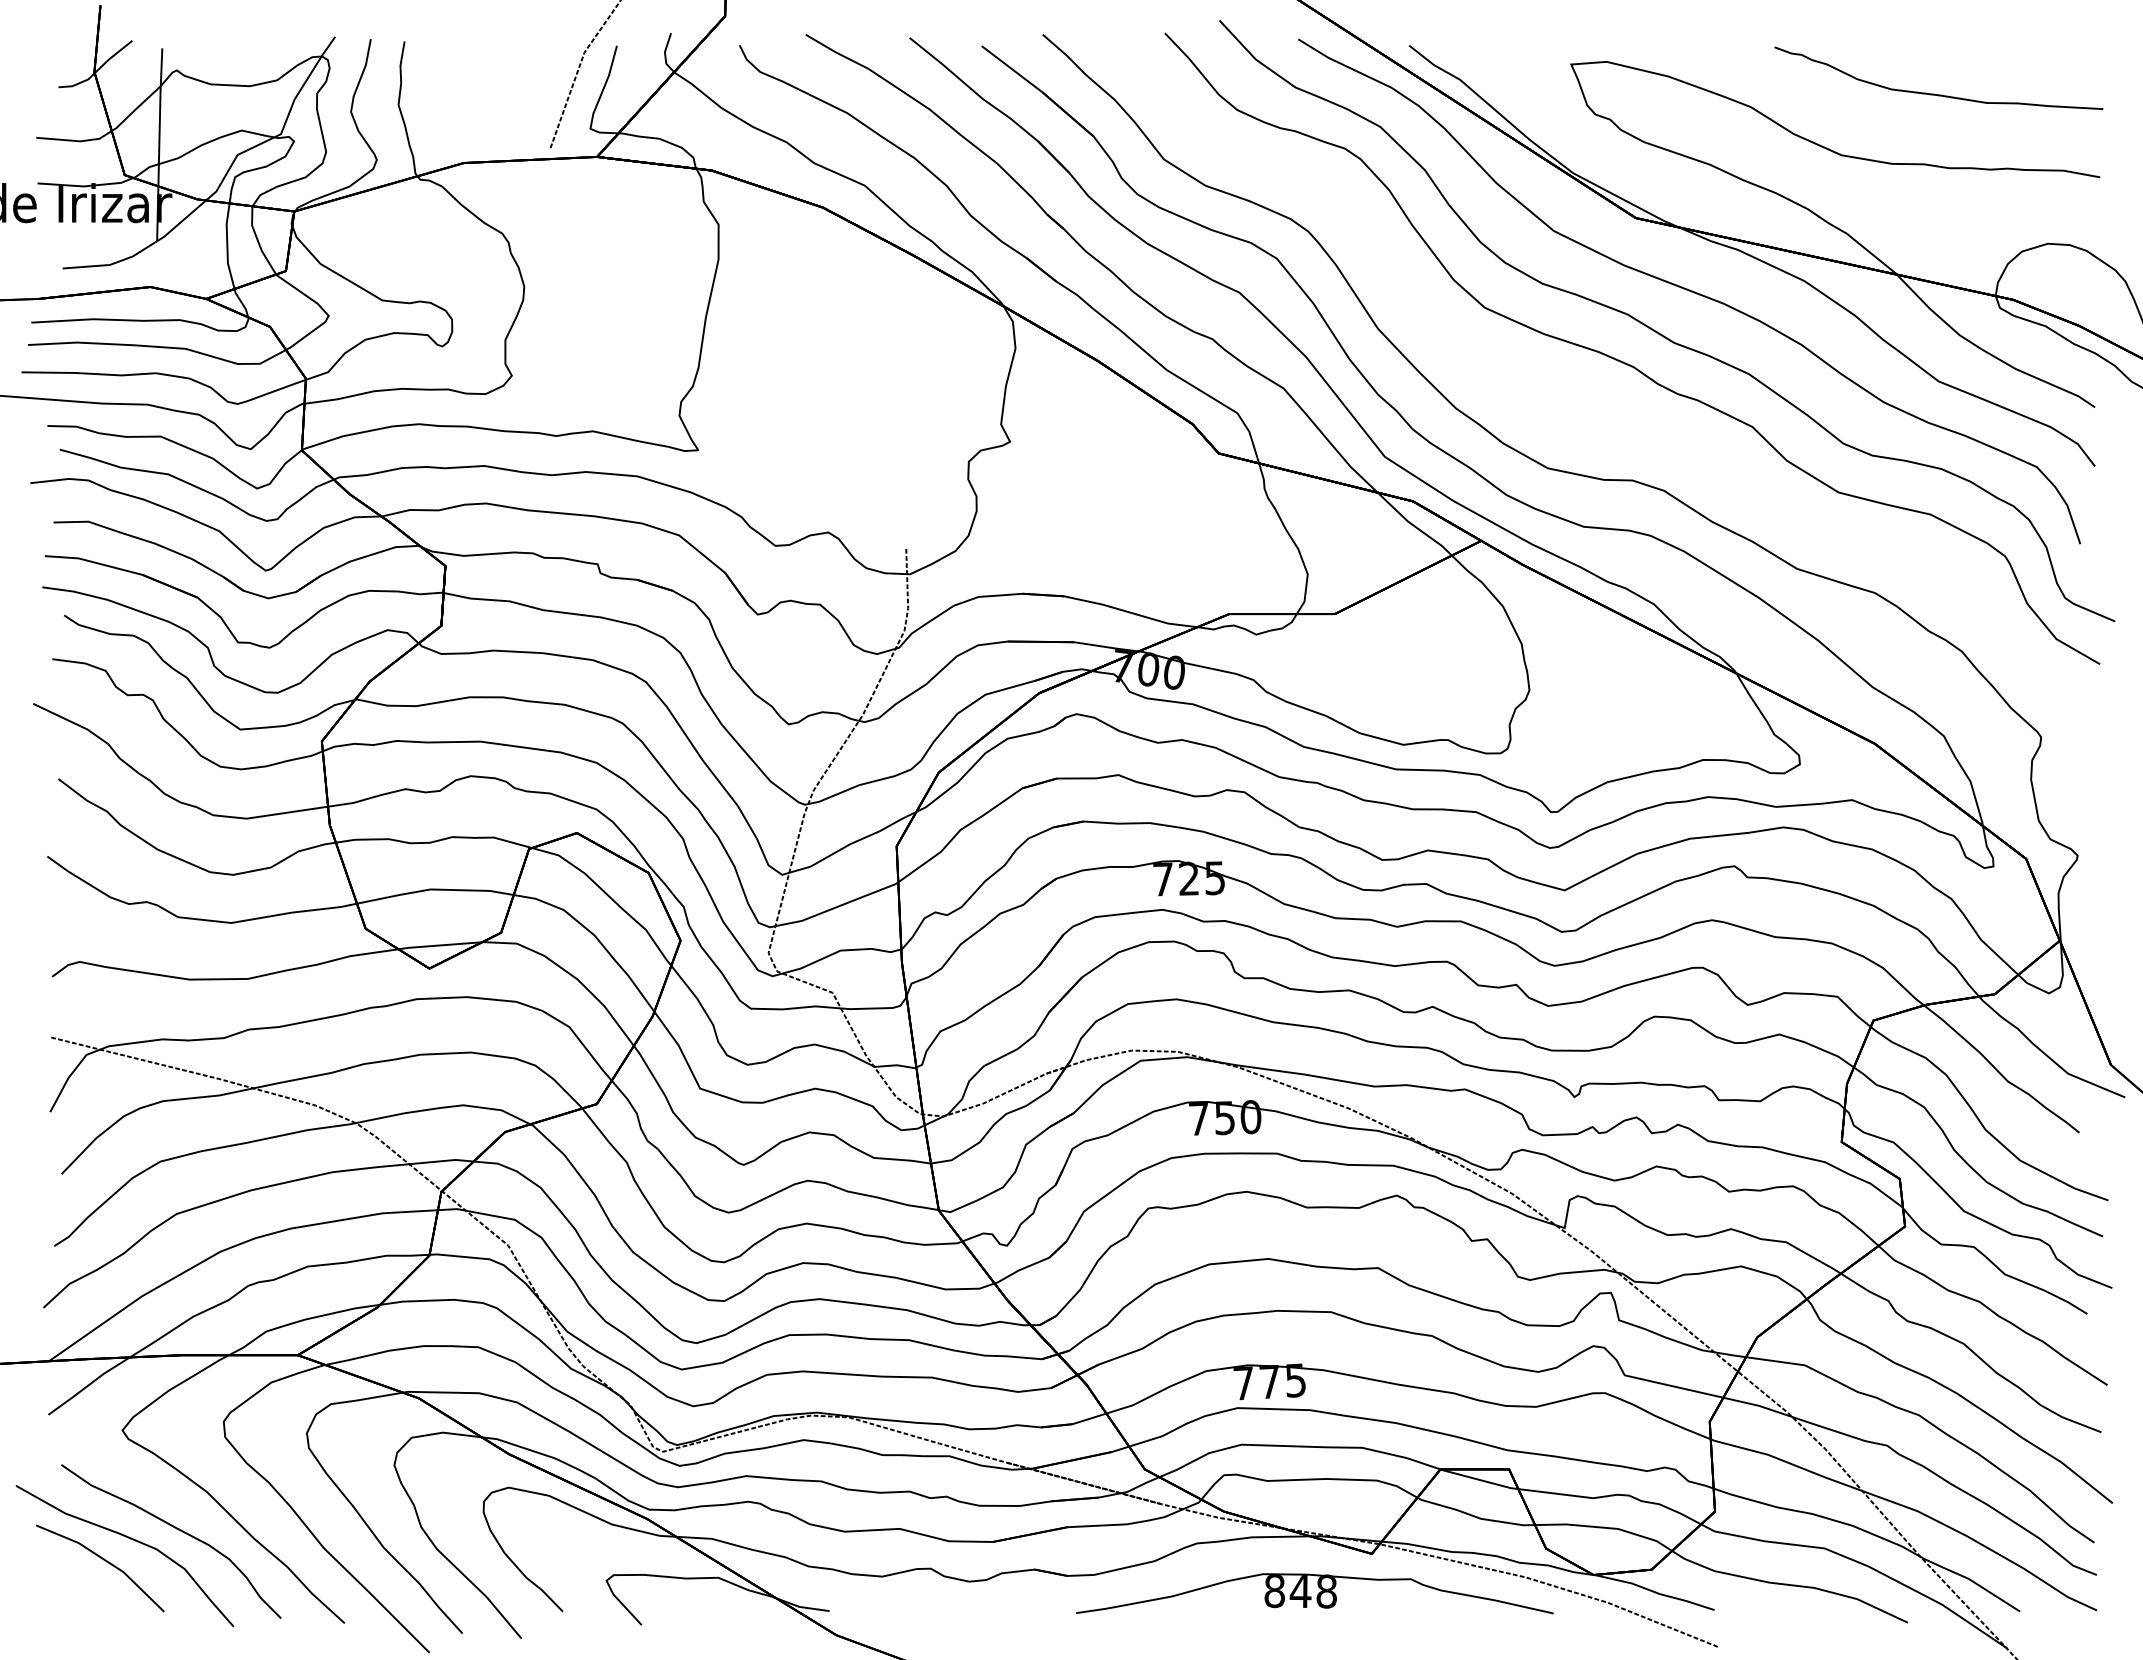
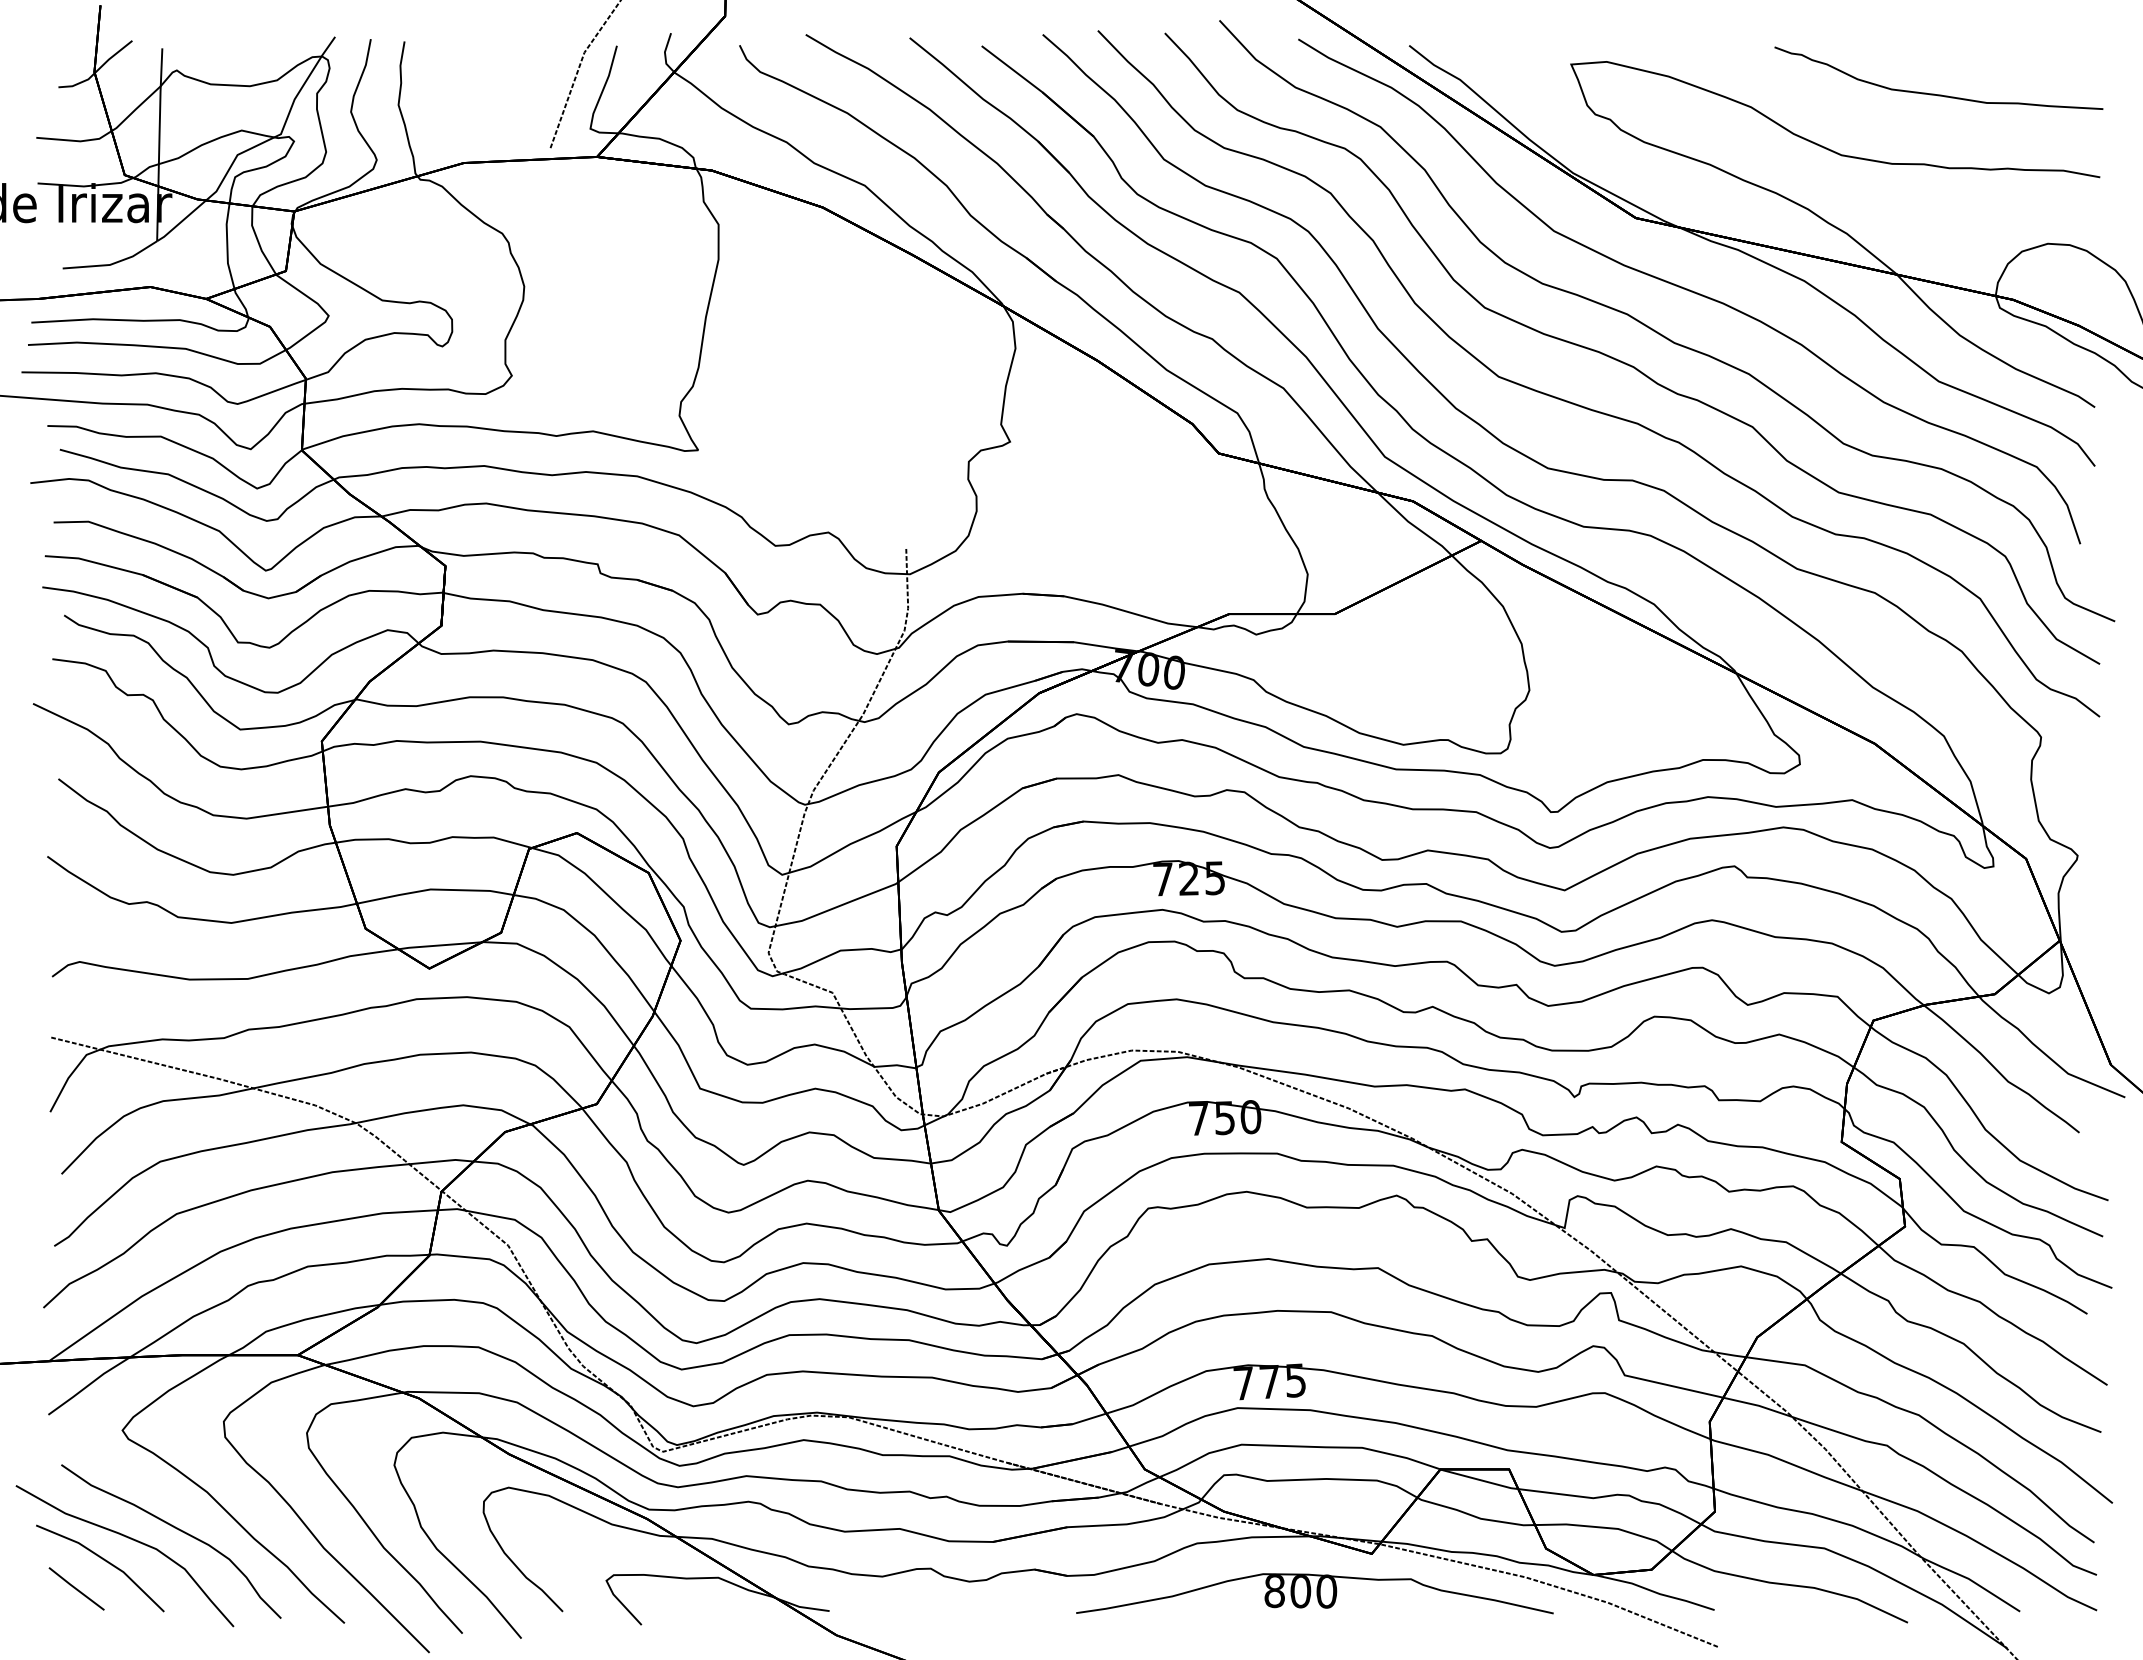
curve: none -> present (1585, 406)
line: none -> present (76, 1588)
text: 848 -> 800 (1313, 1591)
